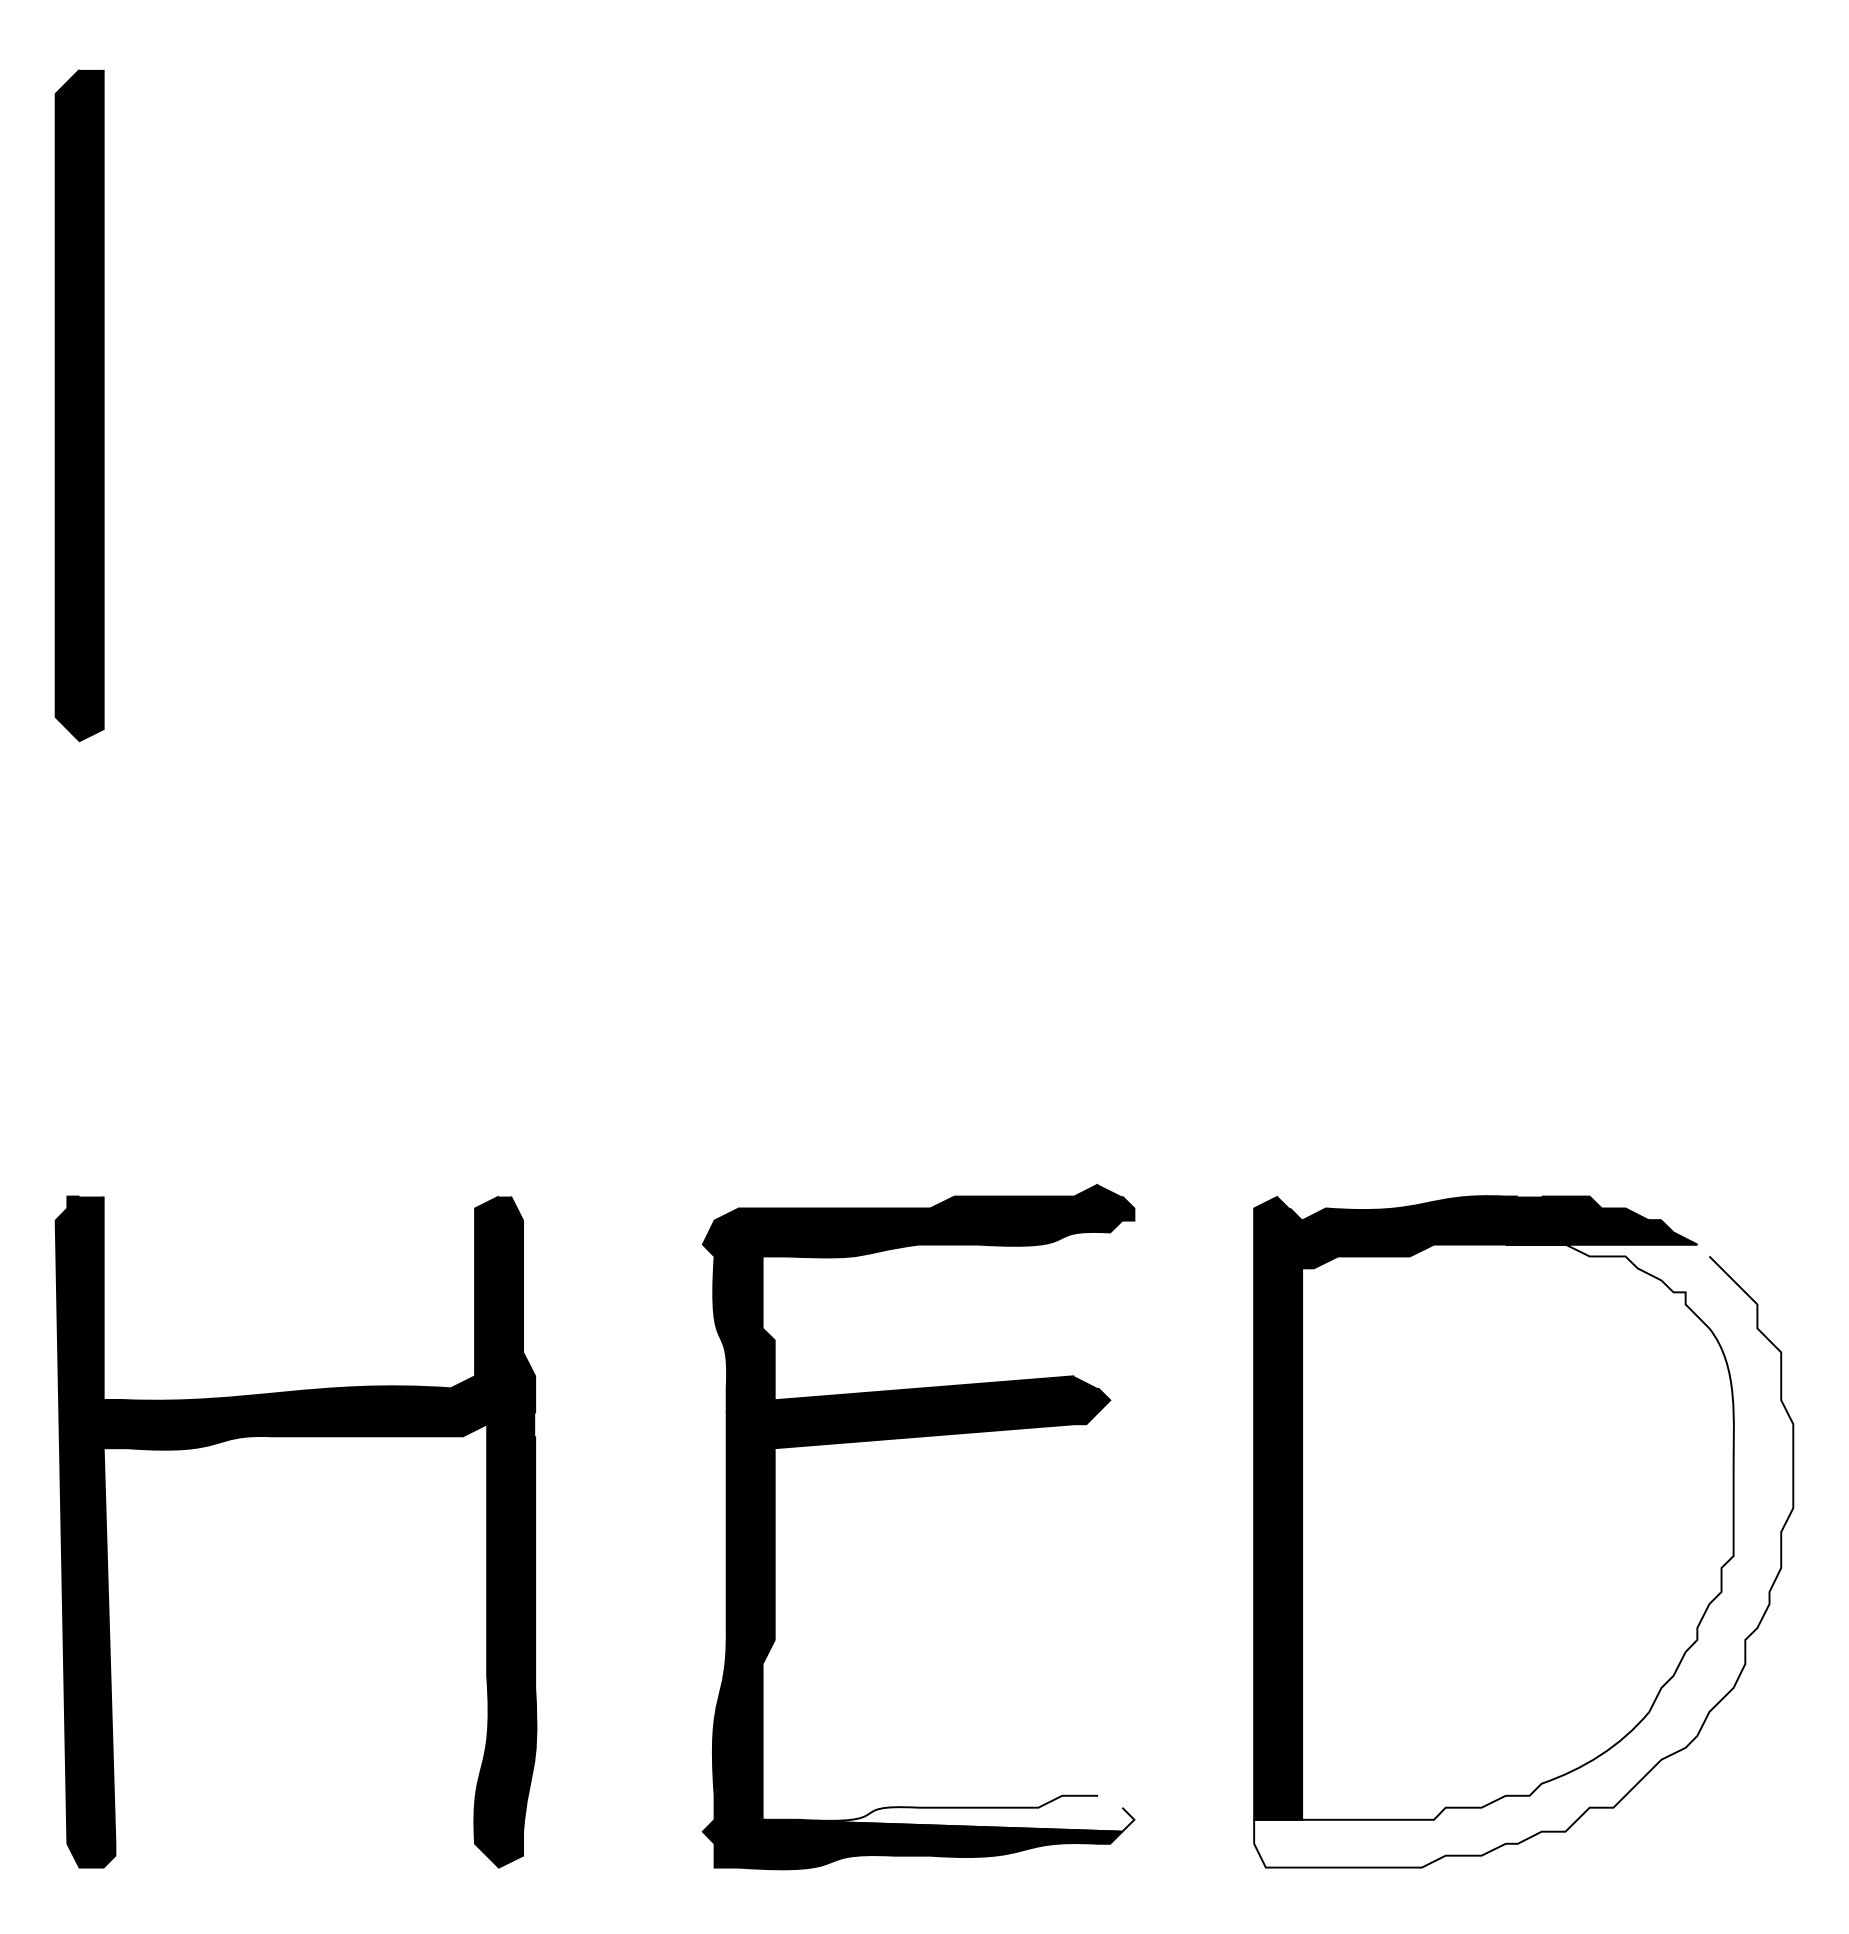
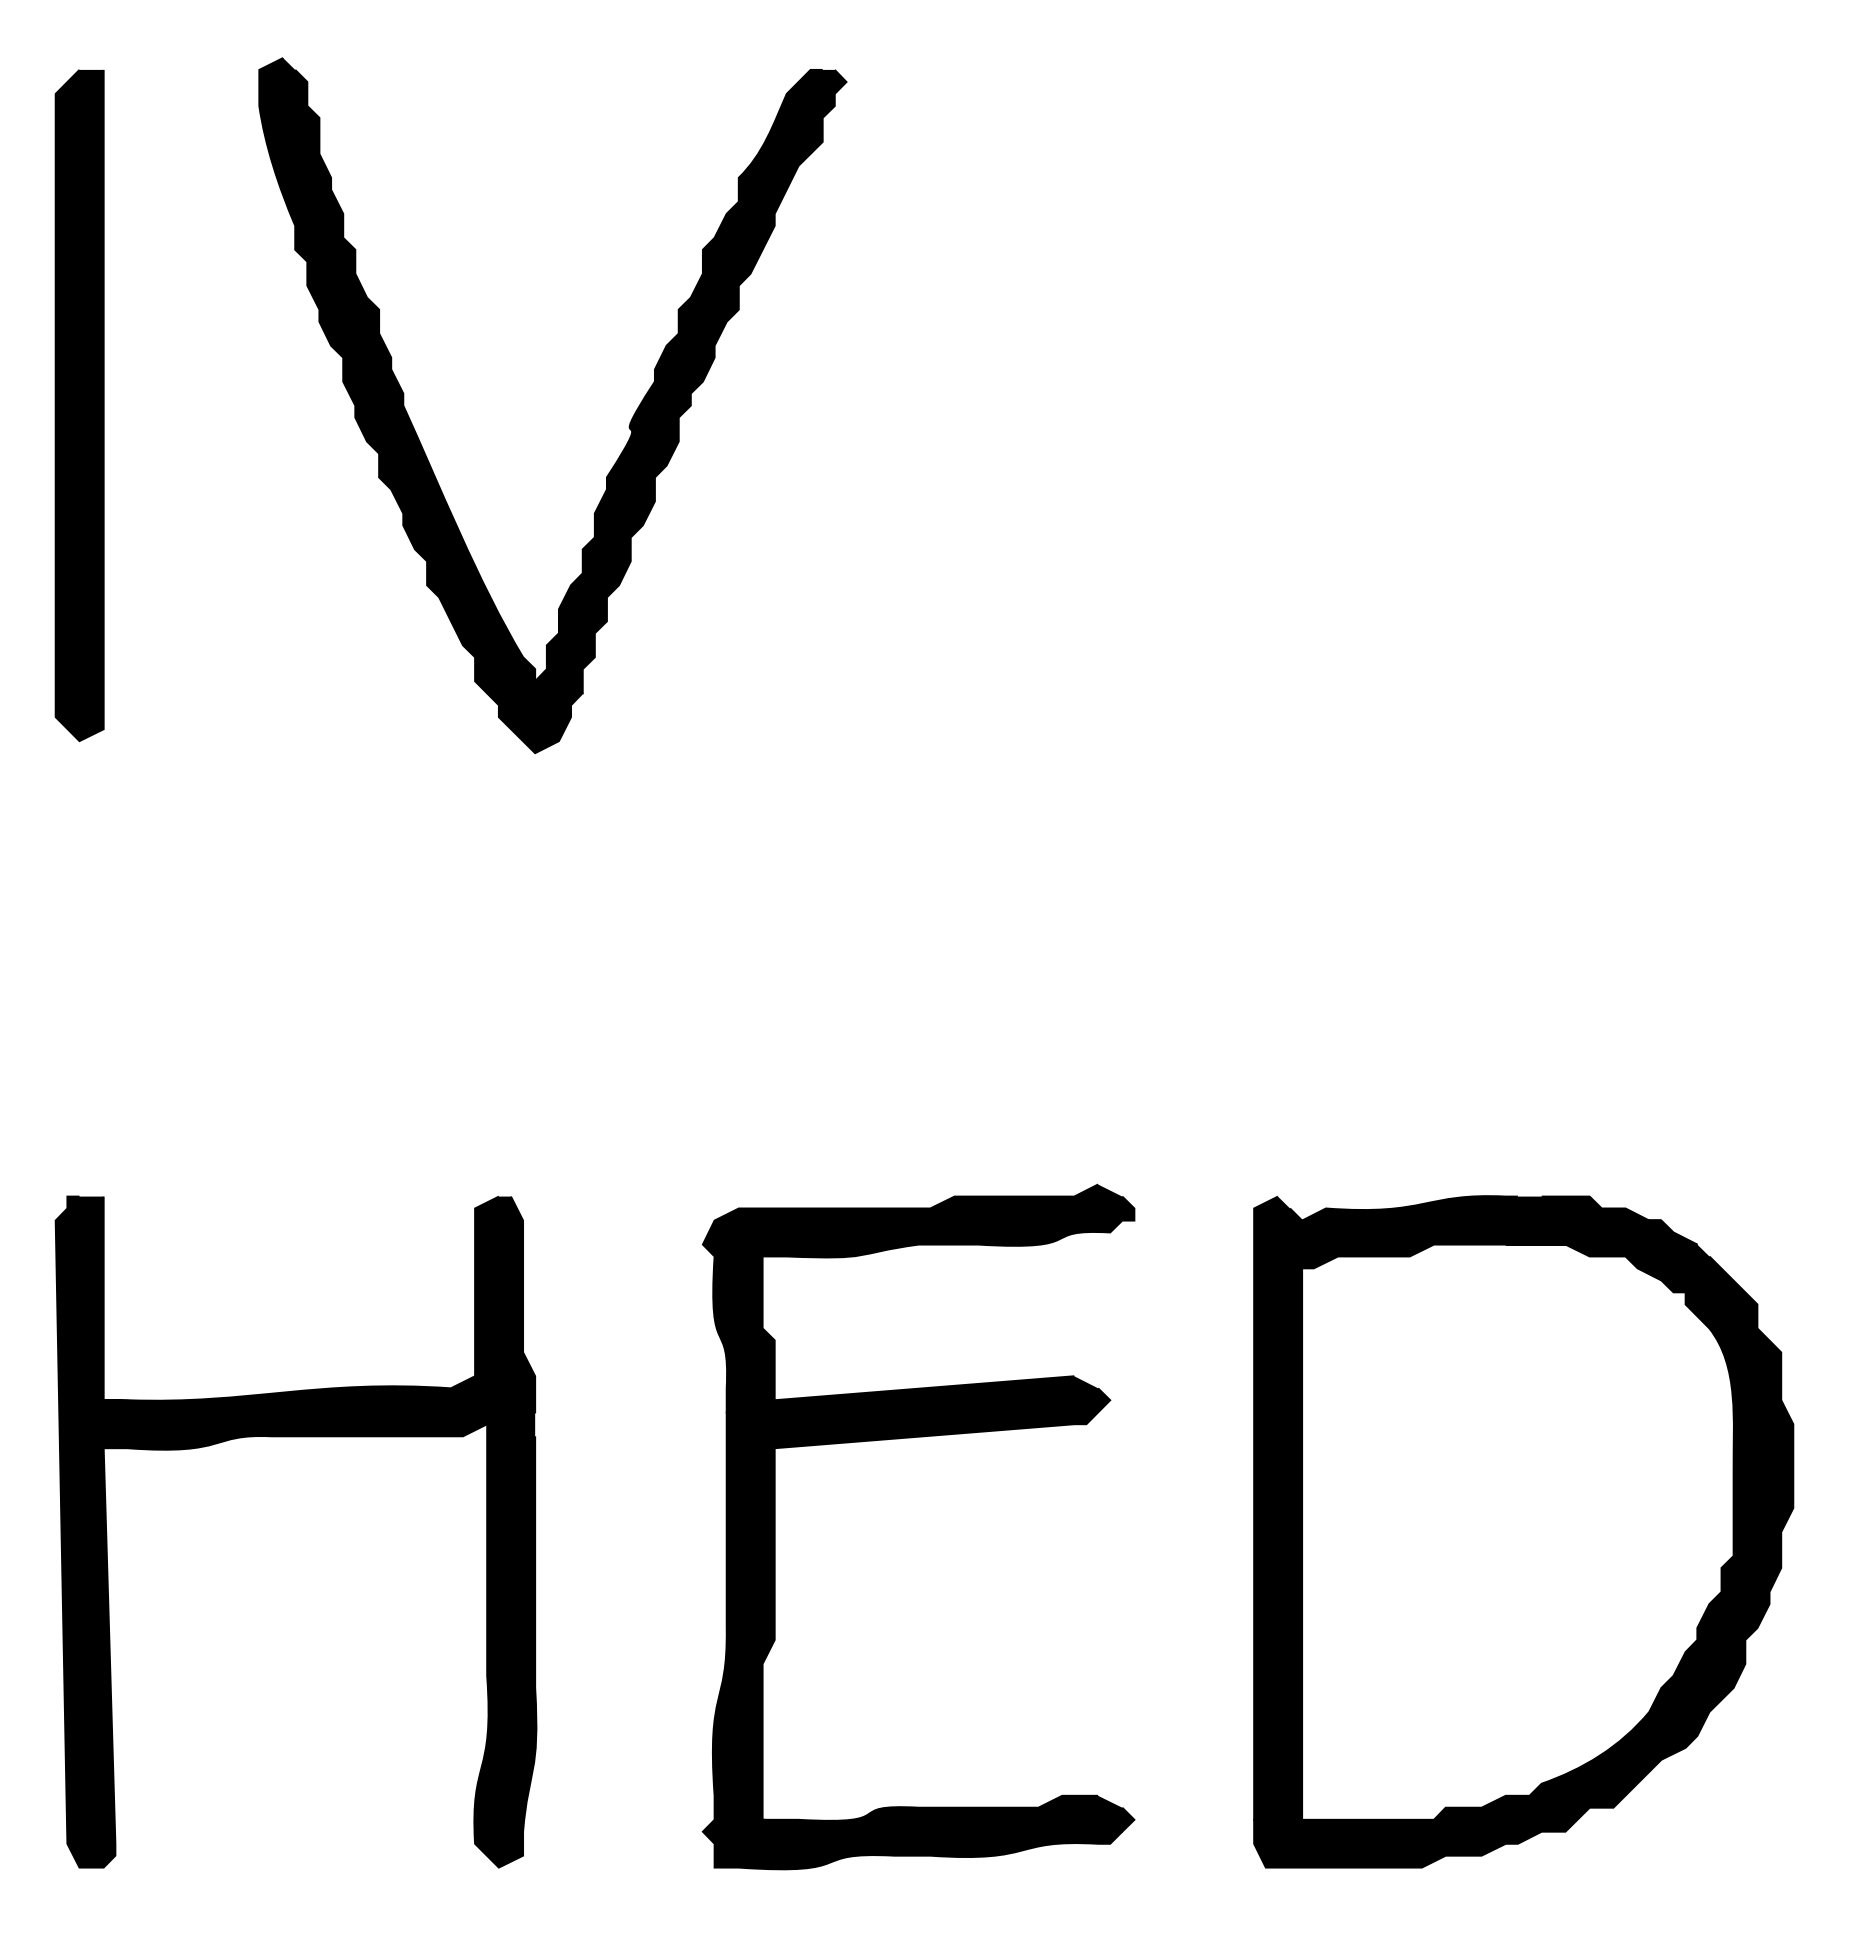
part: none -> present (628, 426)
fill: none -> present (1523, 1555)
fill: none -> present (948, 1813)
